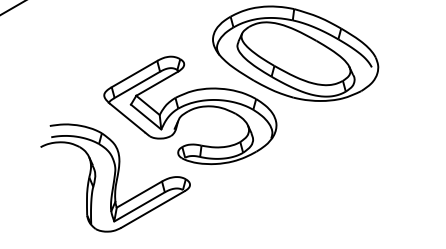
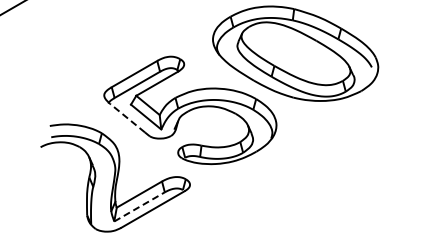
line: solid -> dashed (127, 117)
line: solid -> dashed (139, 206)
